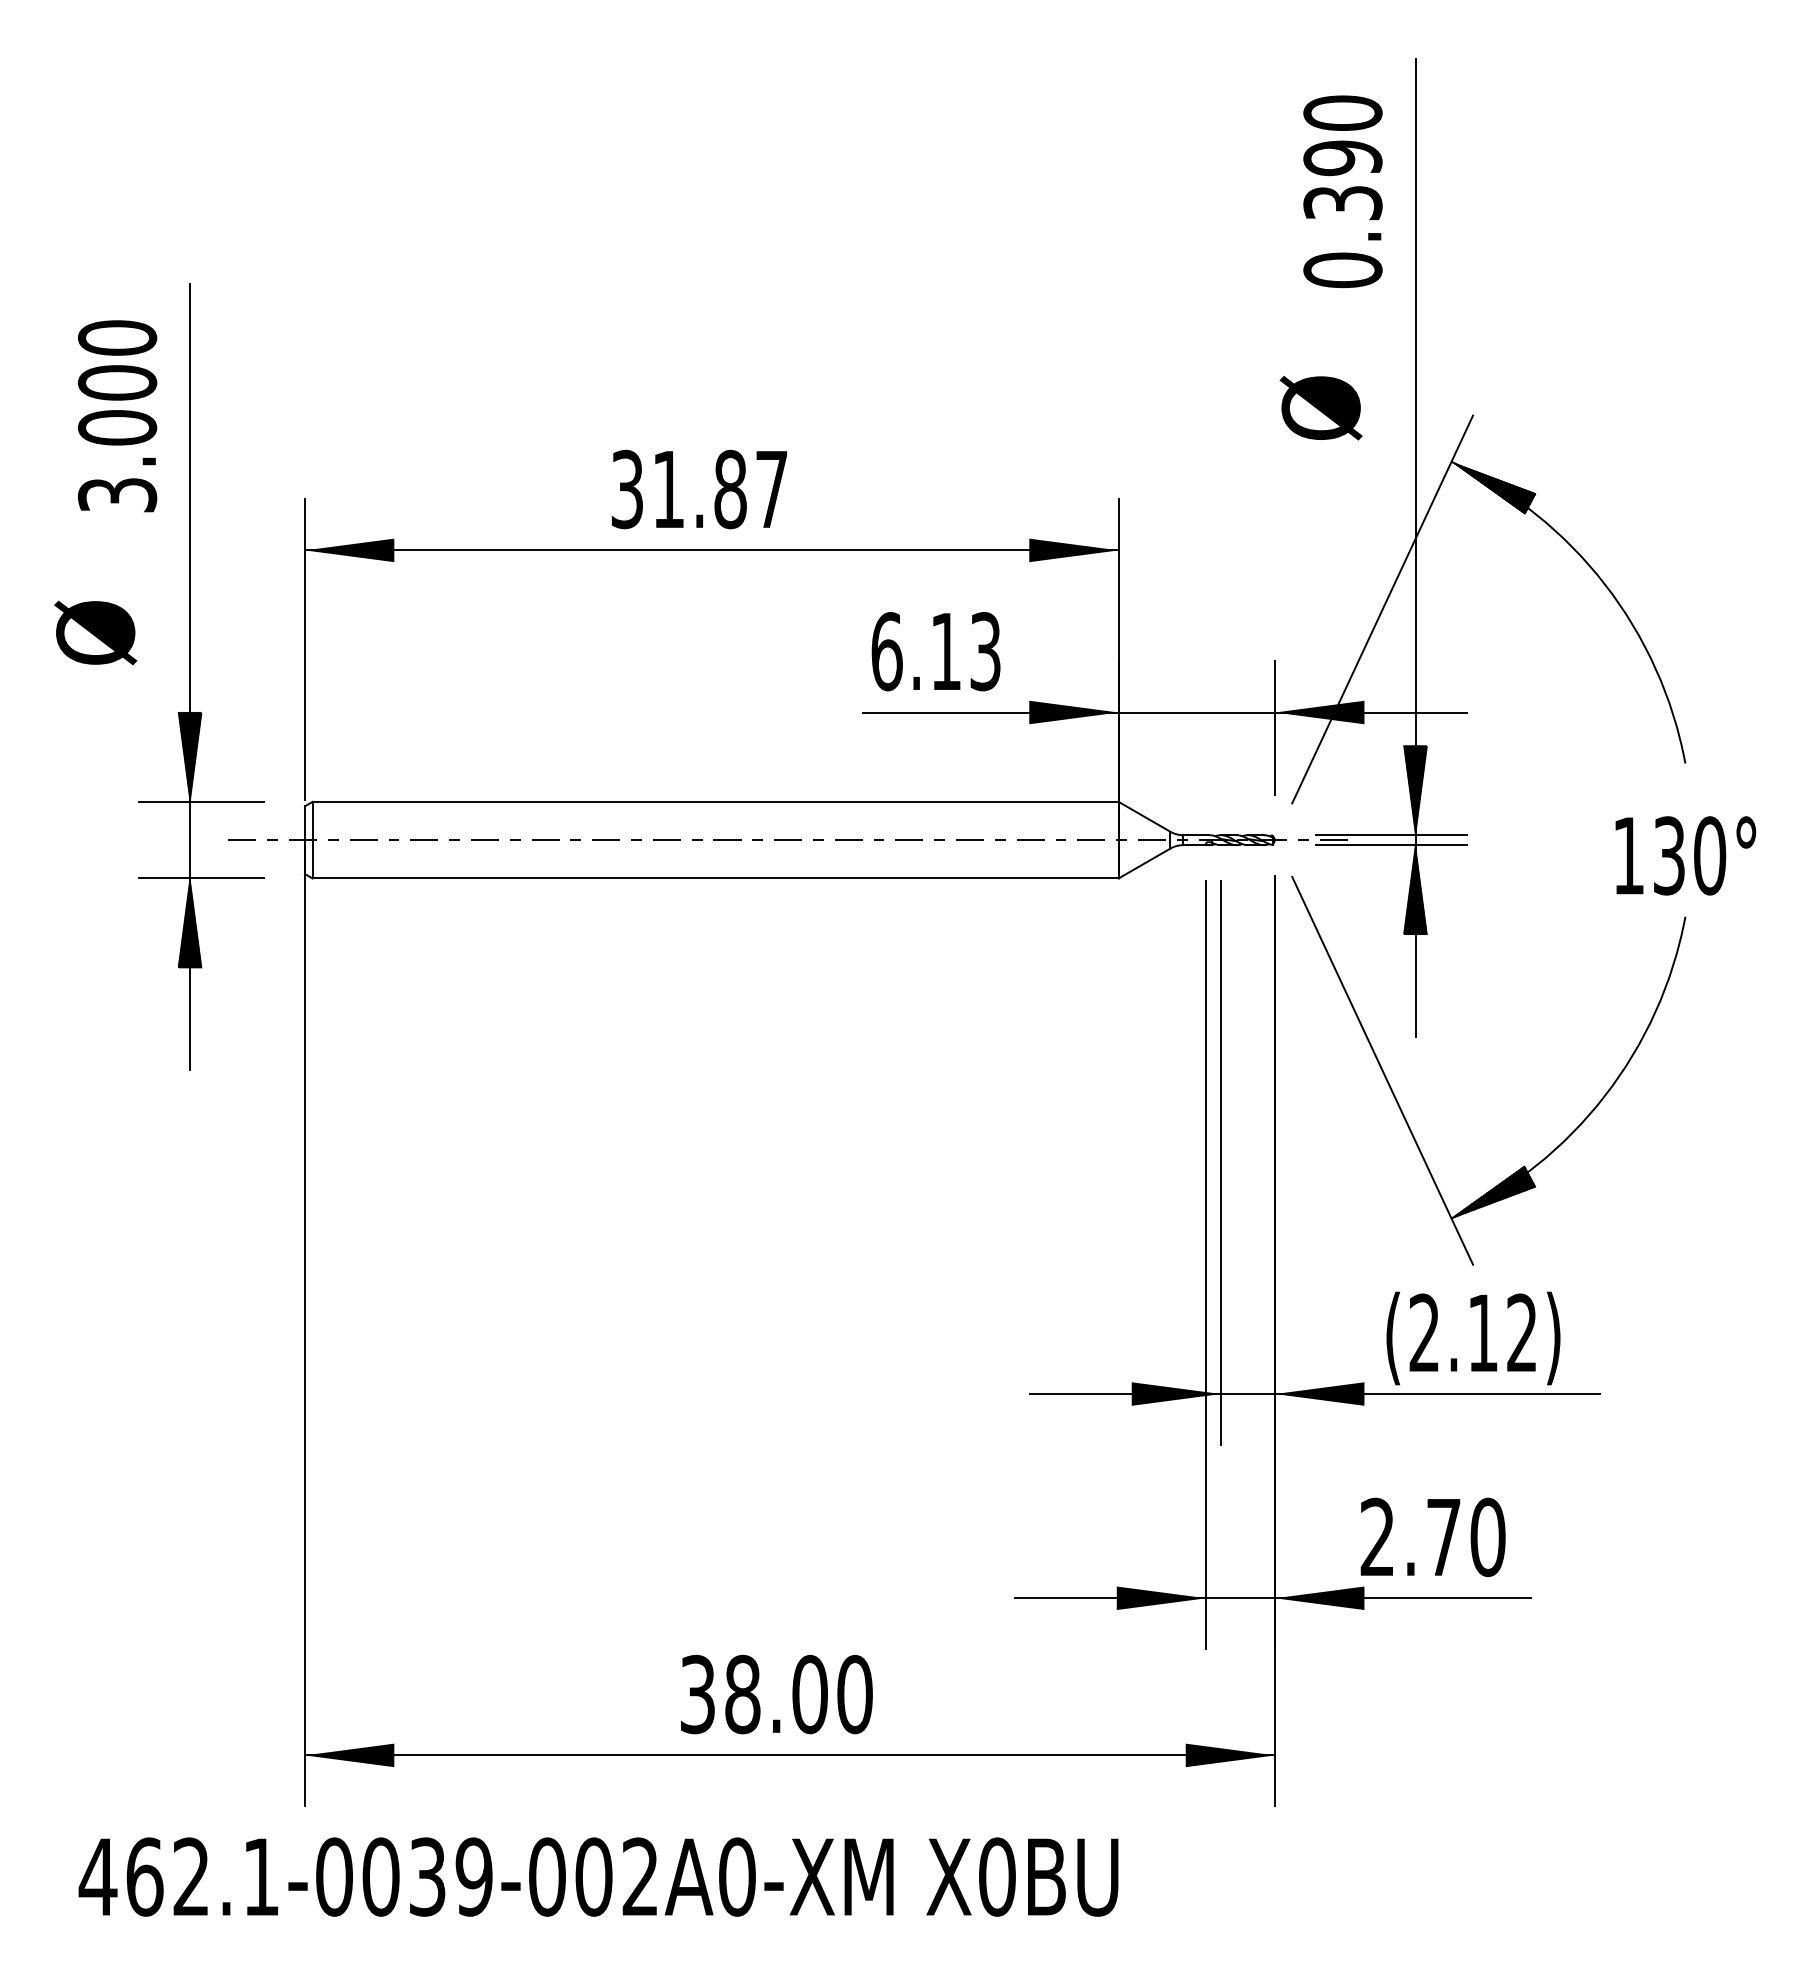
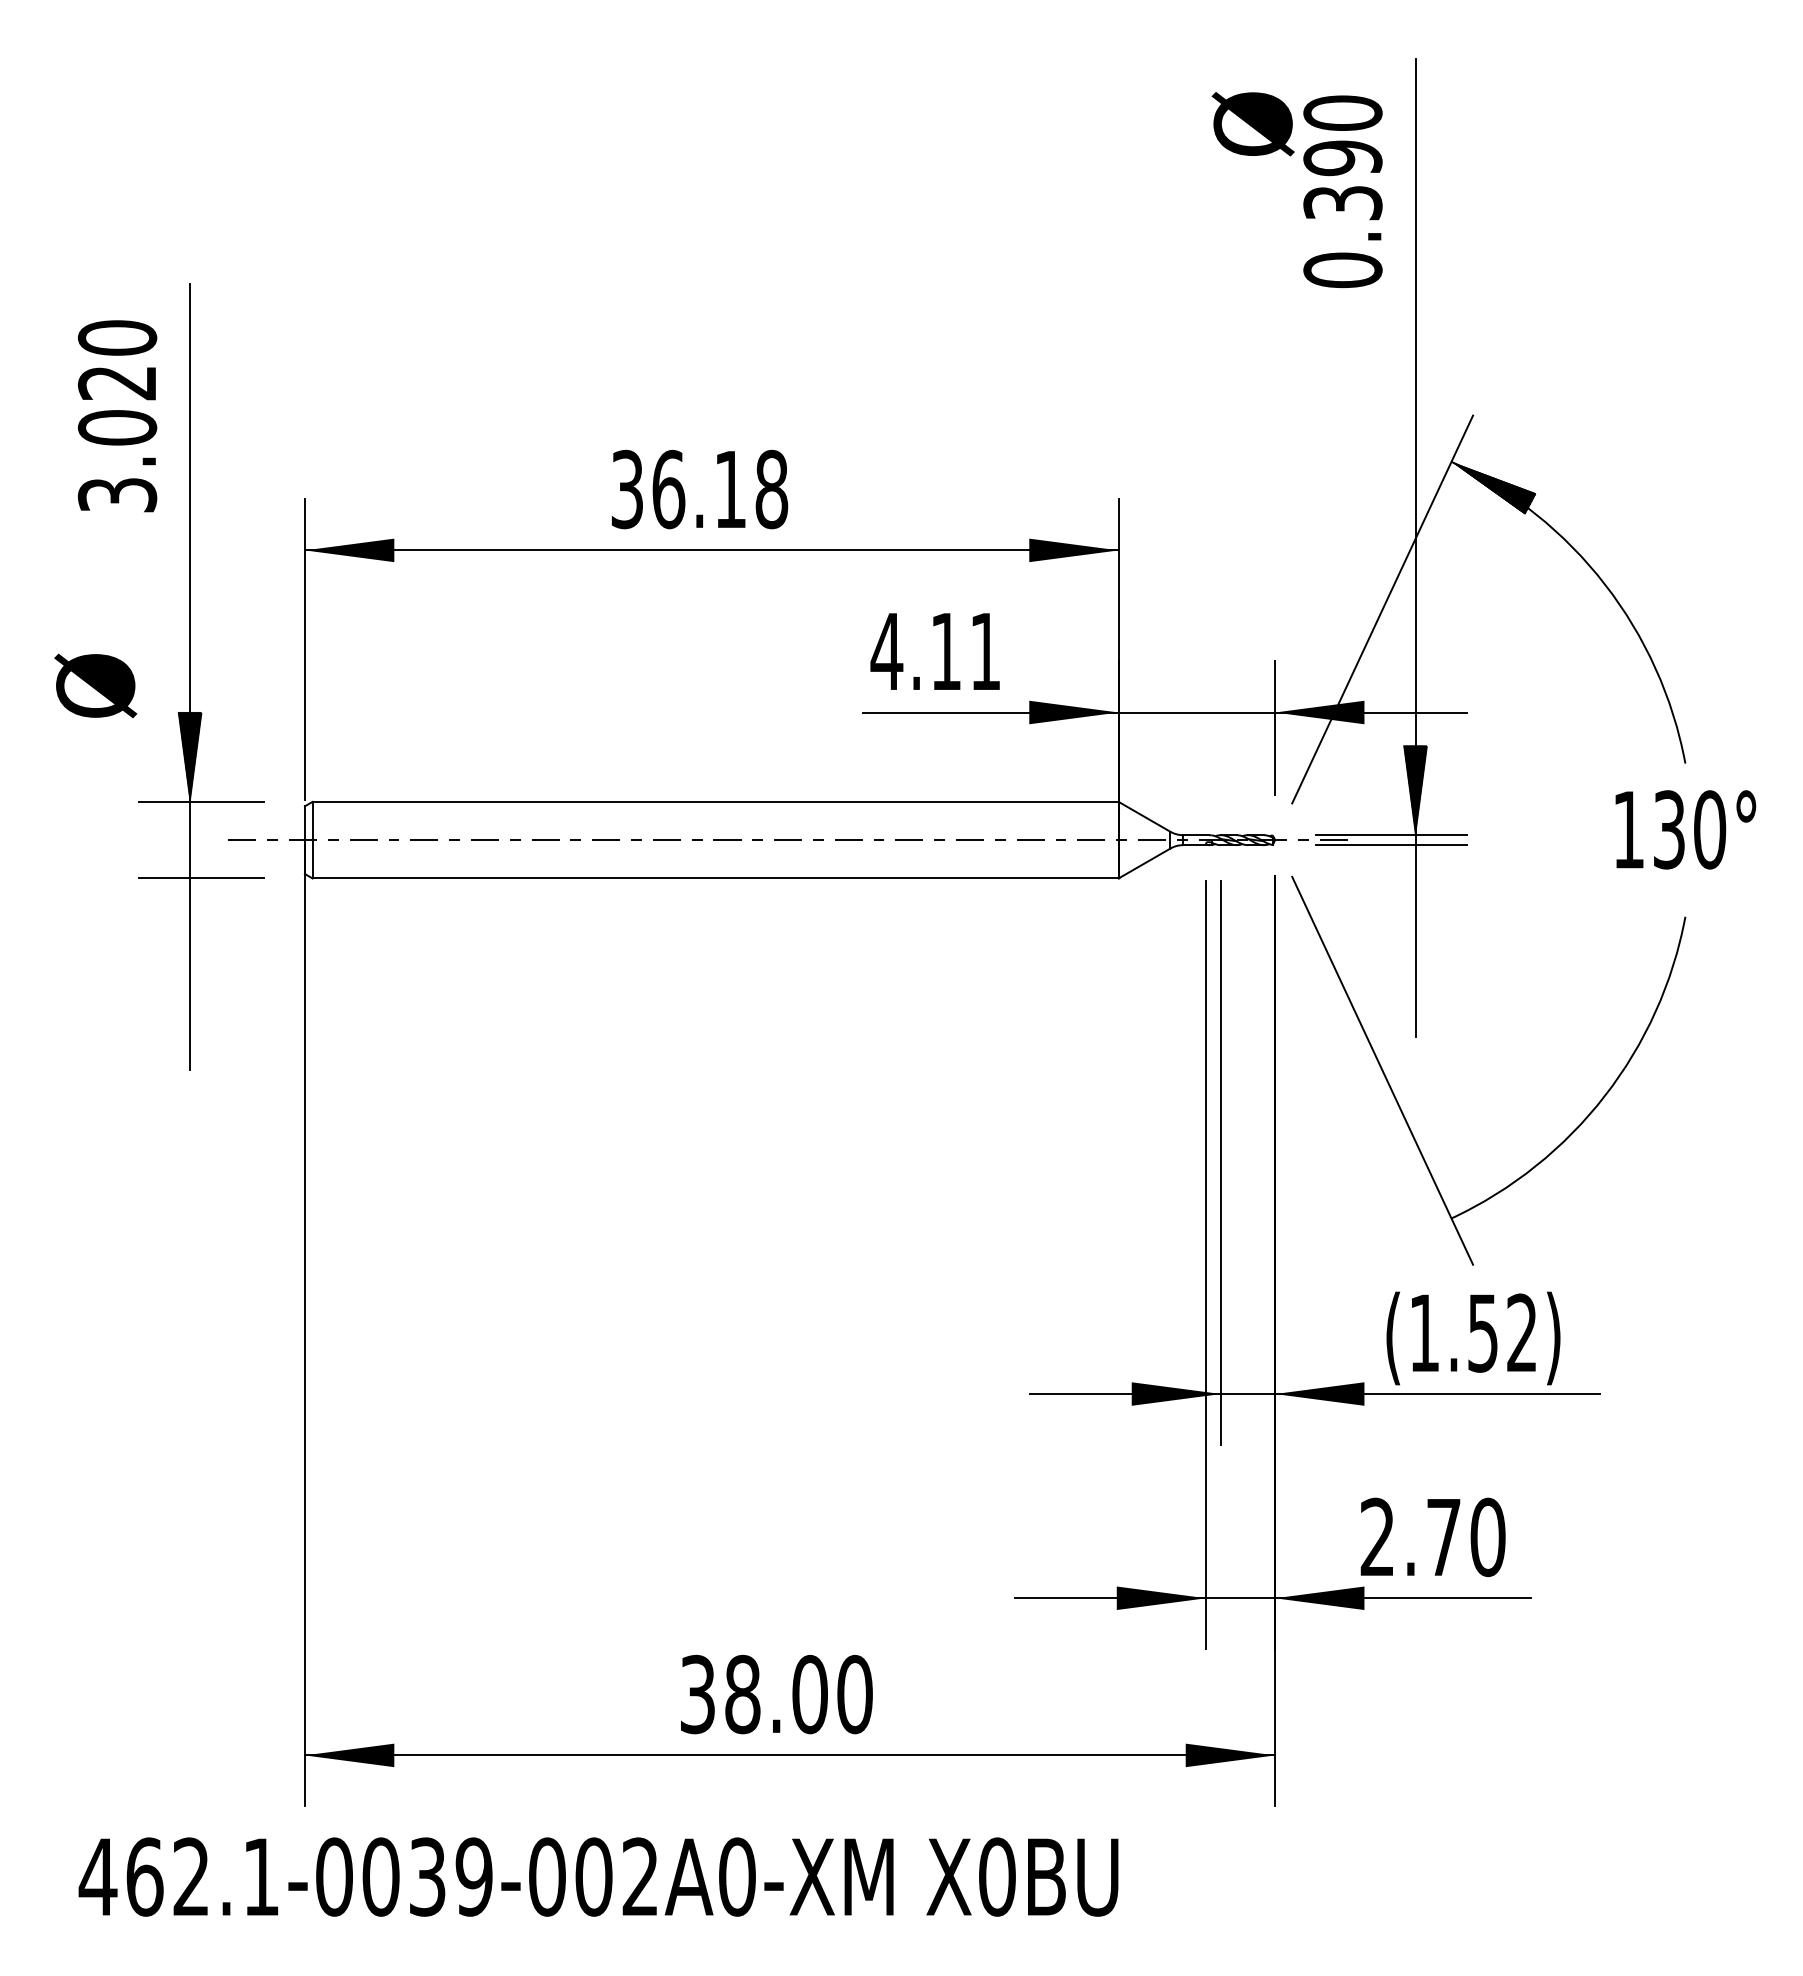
text: 3.000 -> 3.020 (117, 382)
text position: (1320, 408) -> (1252, 124) (1252, 124)
text: 31.87 -> 36.18 (720, 489)
text position: (95, 632) -> (95, 685) (95, 685)
text: 6.13 -> 4.11 (935, 651)
text position: (1685, 855) -> (1685, 829) (1685, 829)
hatch: present -> none (1415, 889)
hatch: present -> none (189, 922)
hatch: present -> none (1493, 1192)
text: (2.12) -> (1.52) (1453, 1332)
